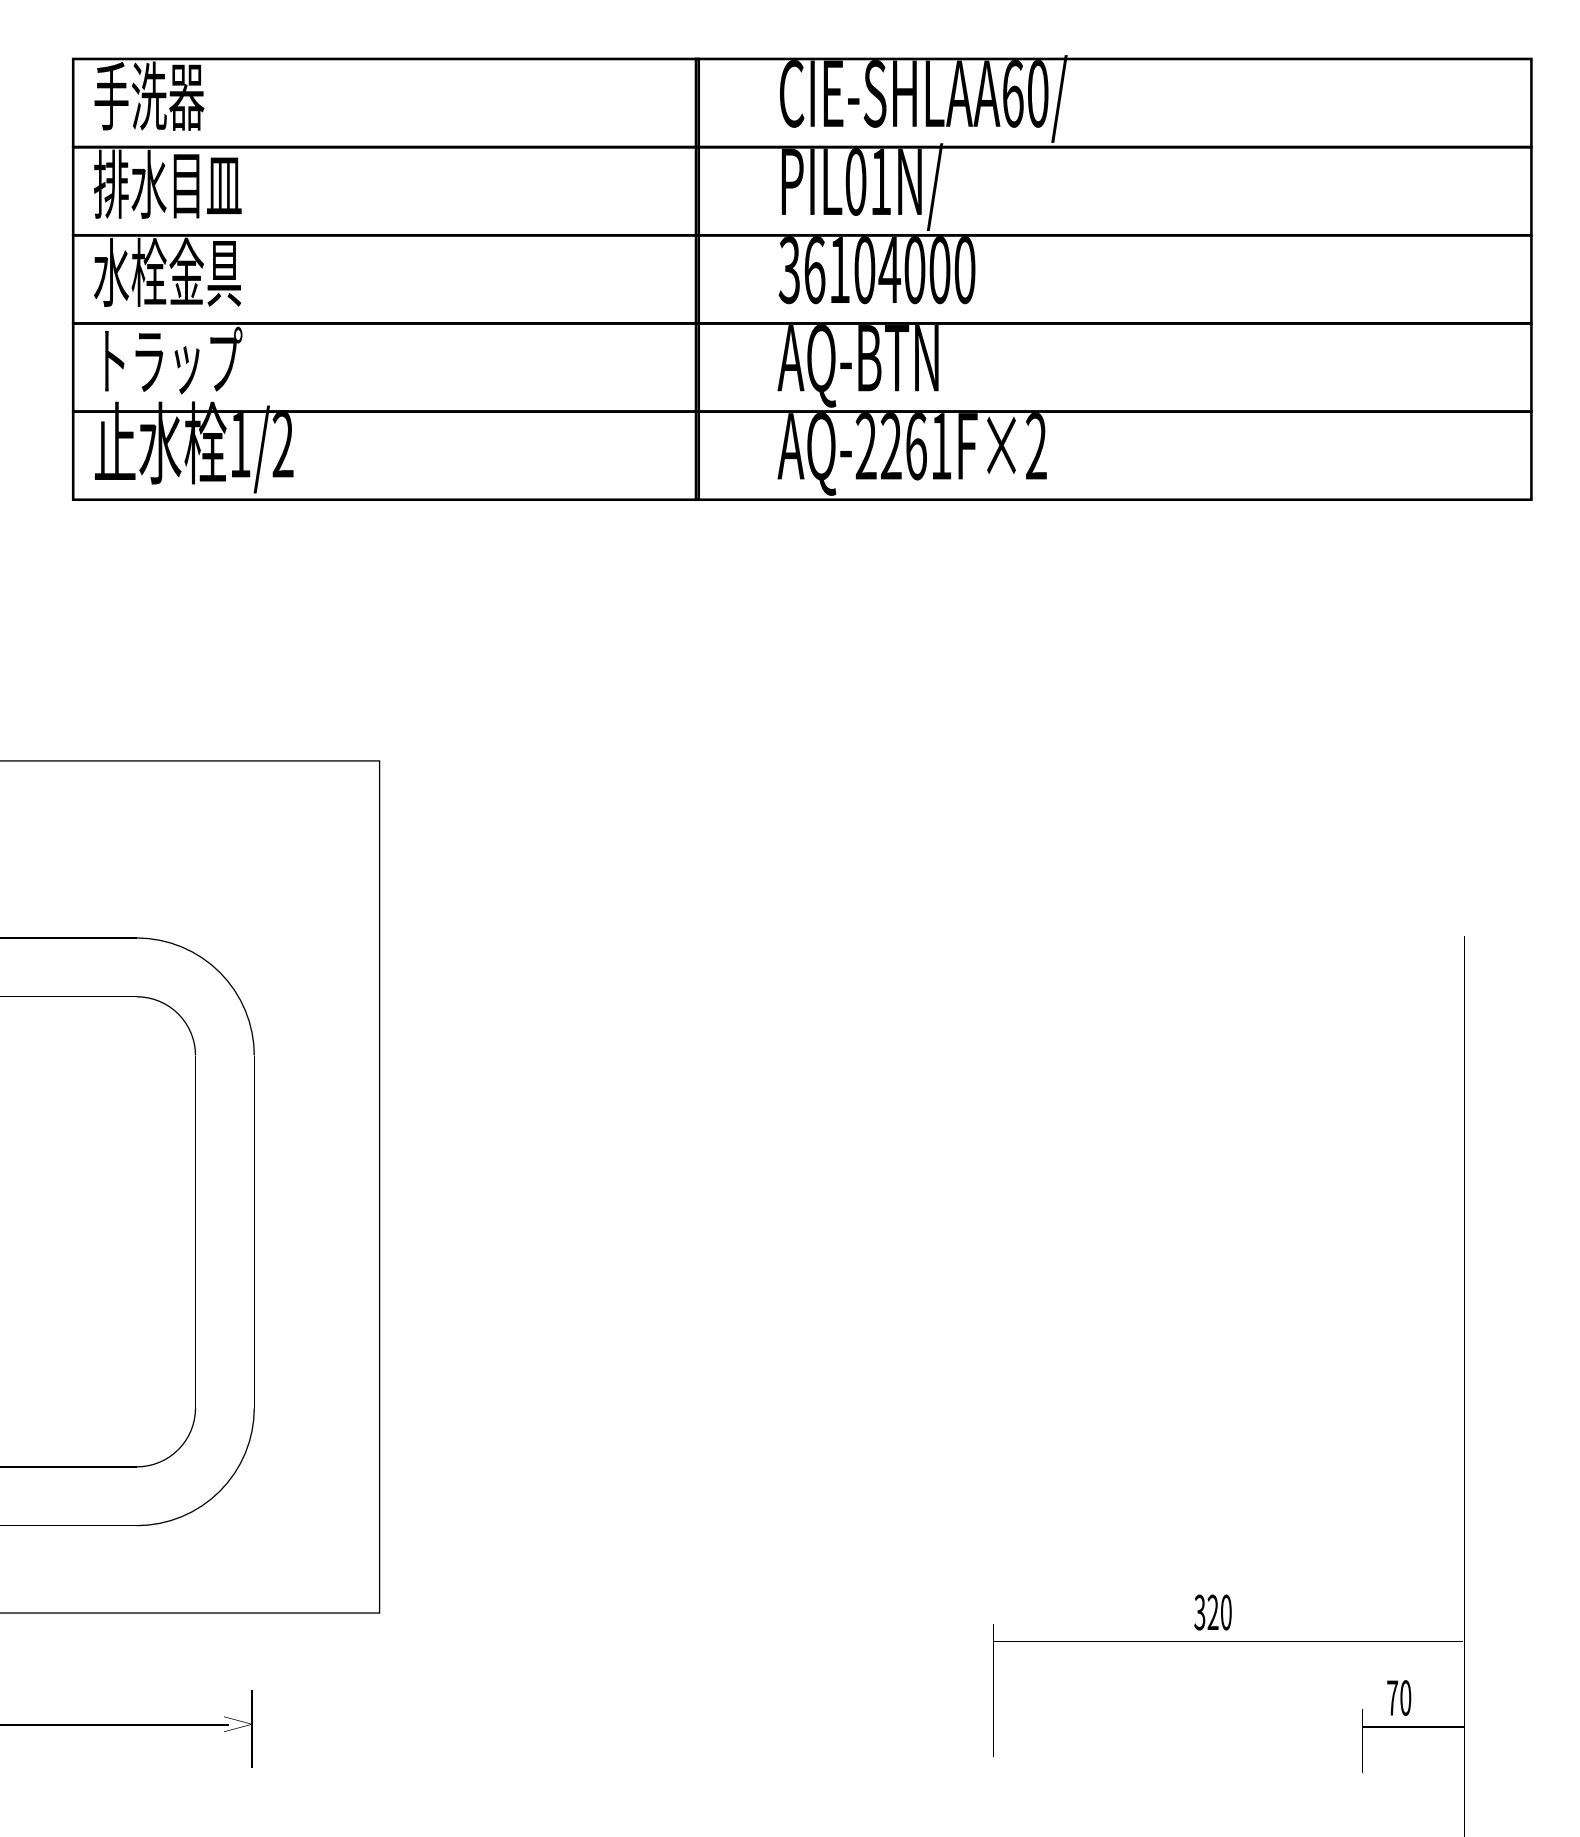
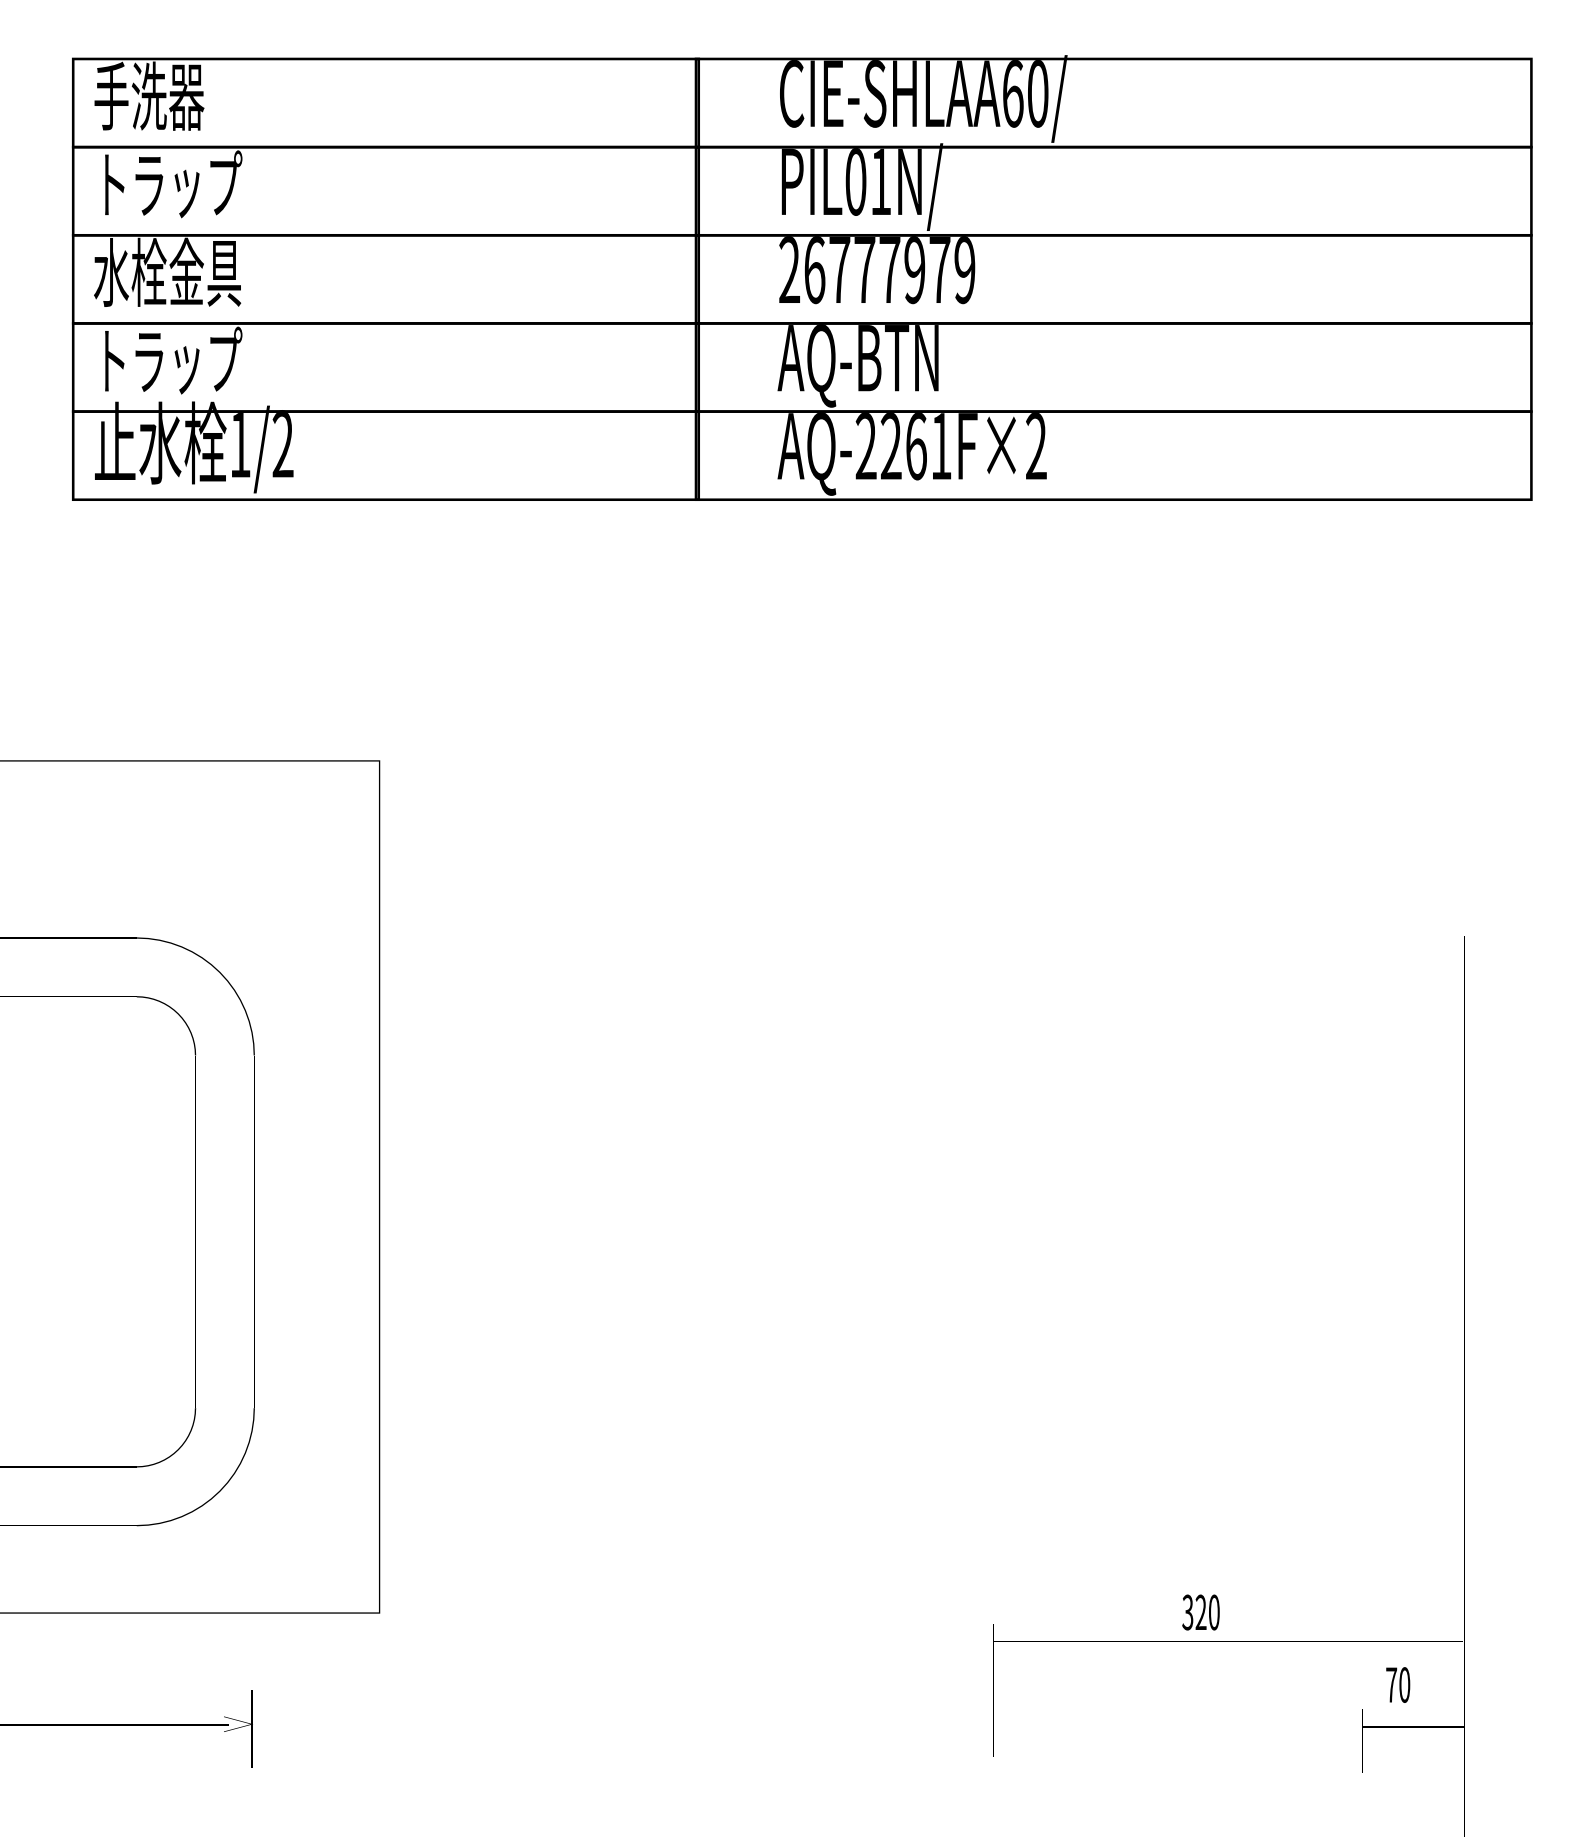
text: 排水目皿 -> トラップ (167, 183)
text: 36104000 -> 26777979 (876, 270)
text position: (1212, 1612) -> (1200, 1612) (1200, 1612)
text position: (1399, 1697) -> (1398, 1684) (1398, 1684)
